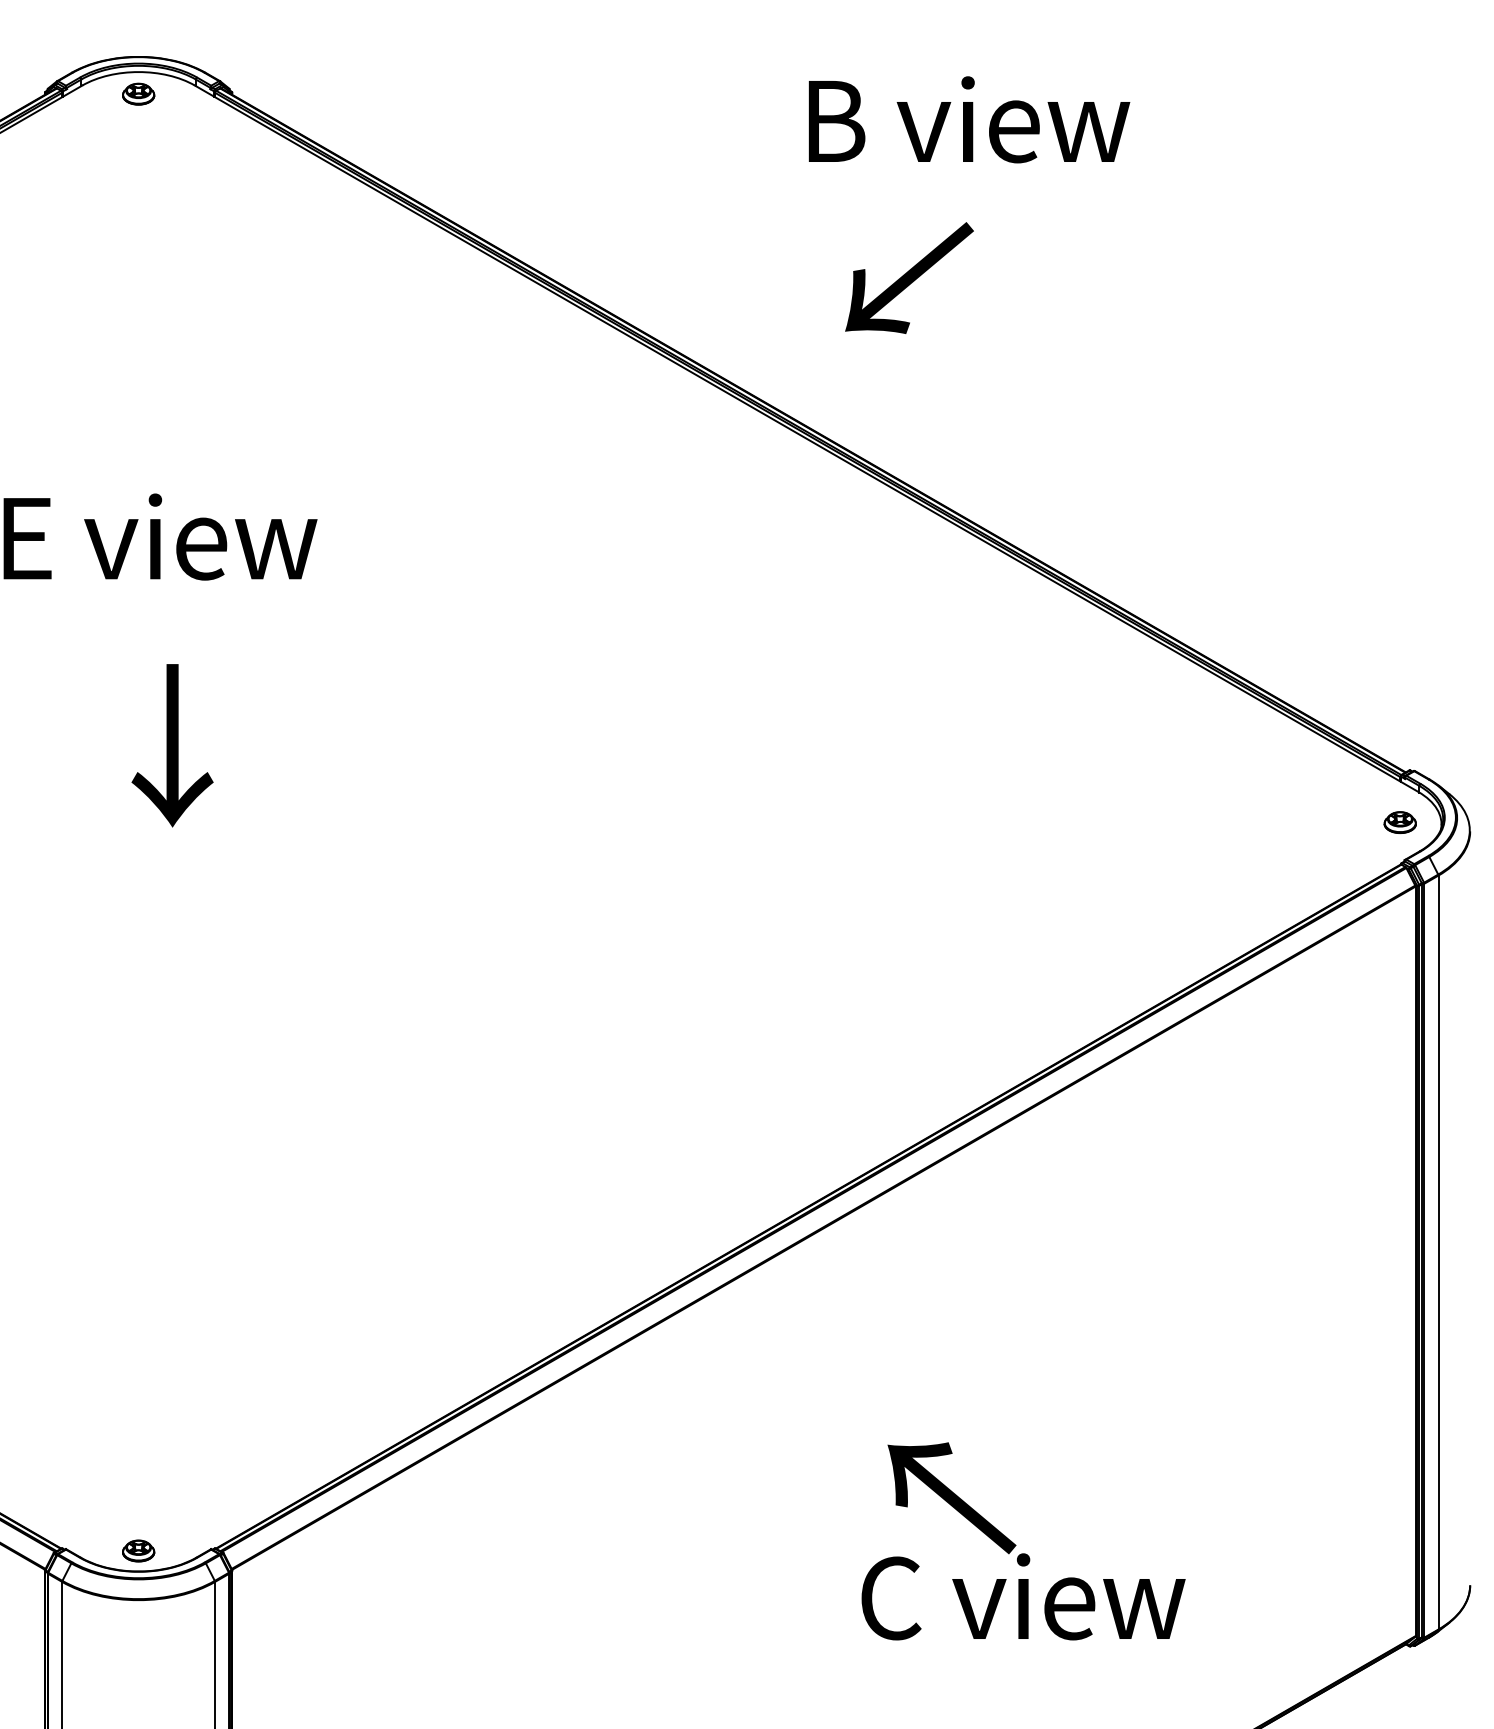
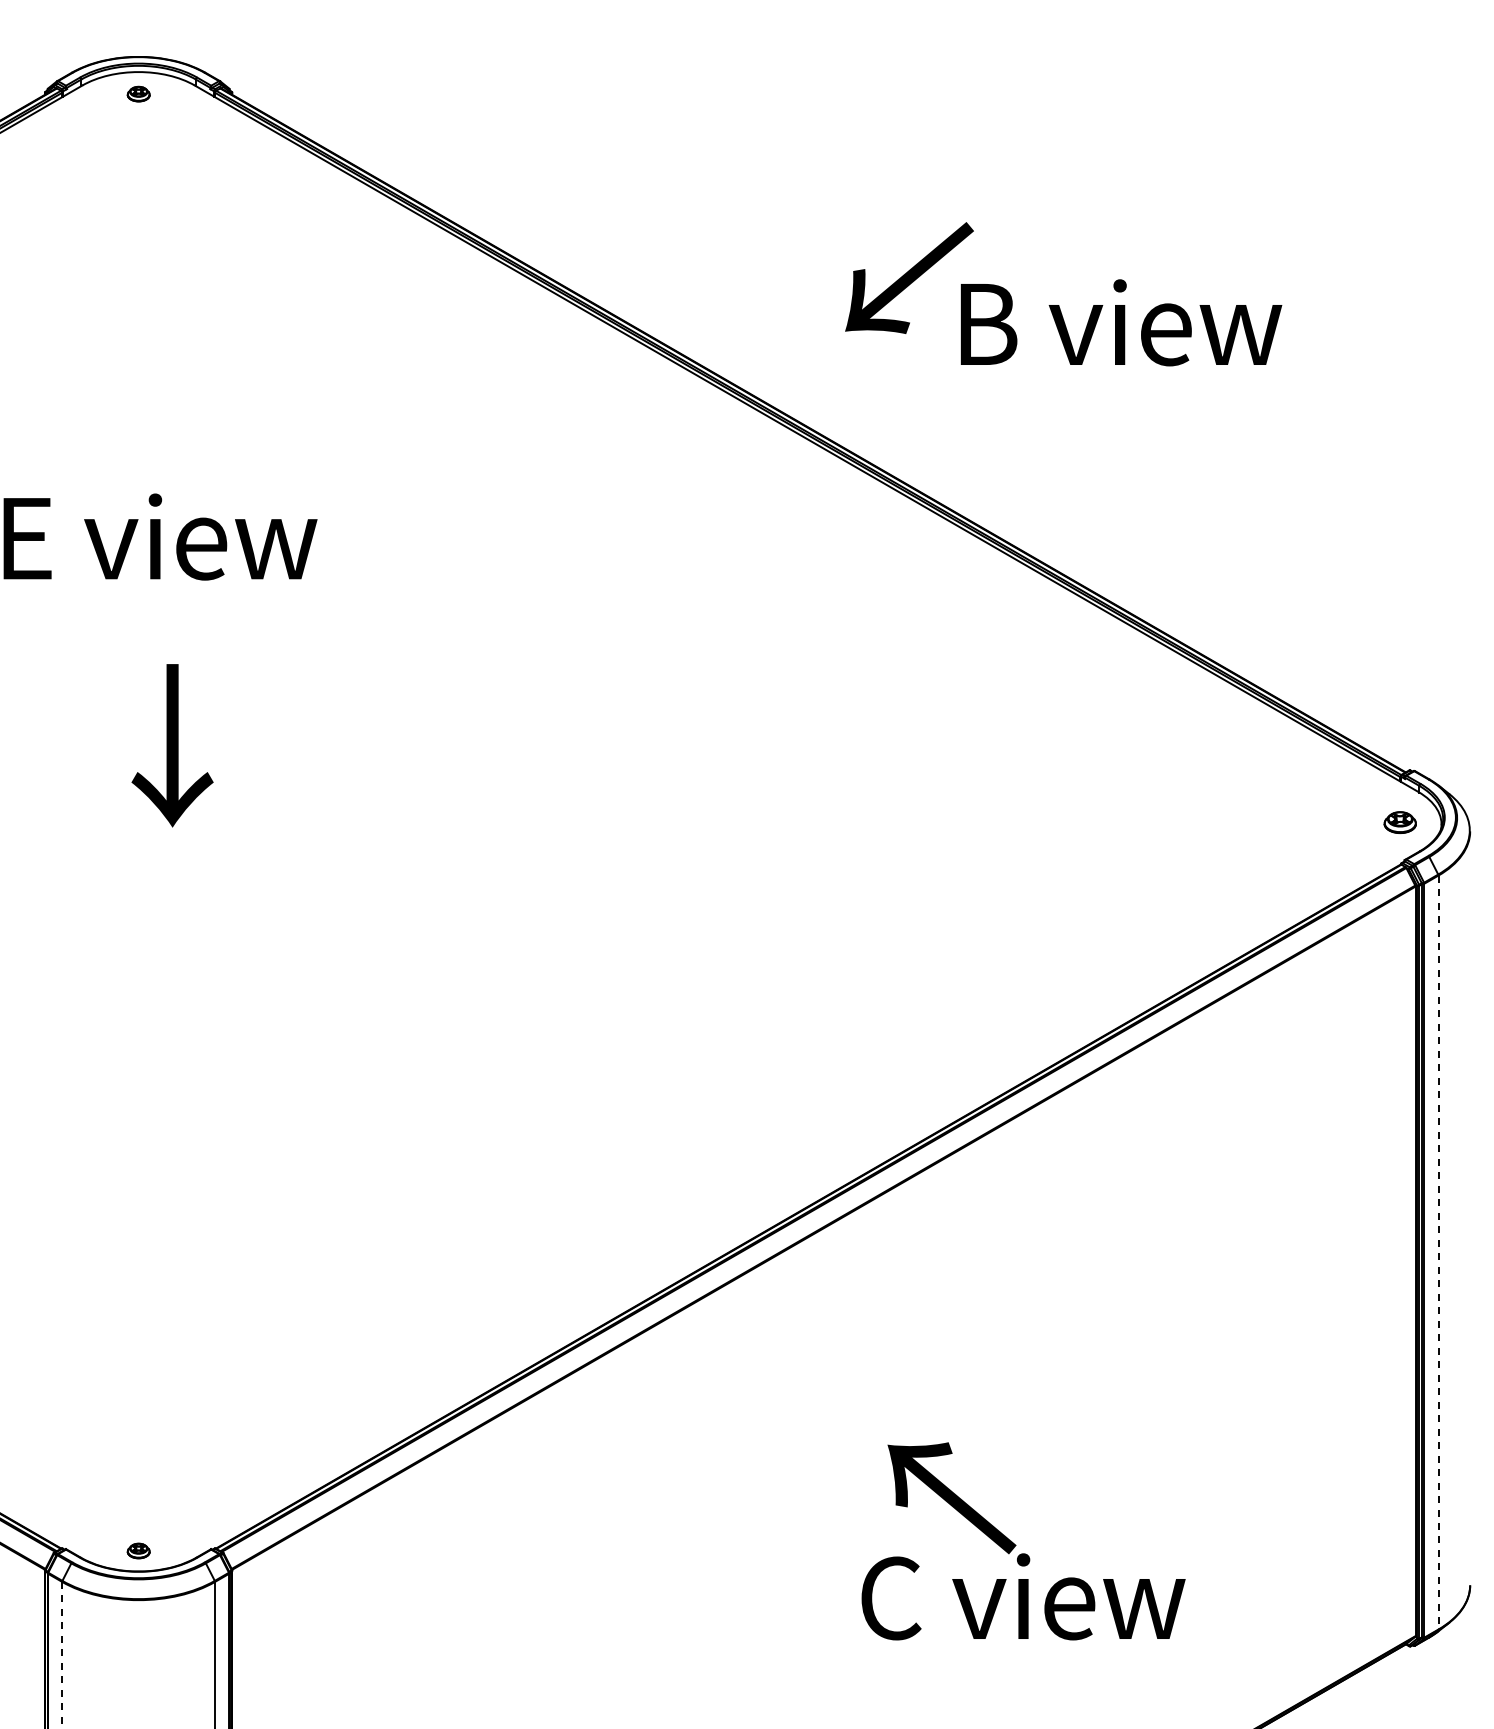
part size: 34x24 px -> 25x18 px (138, 93)
text position: (969, 119) -> (1121, 322) (1121, 322)
line: solid -> dashed (1438, 1252)
part size: 34x24 px -> 25x18 px (138, 1550)
line: solid -> dashed (62, 1655)
